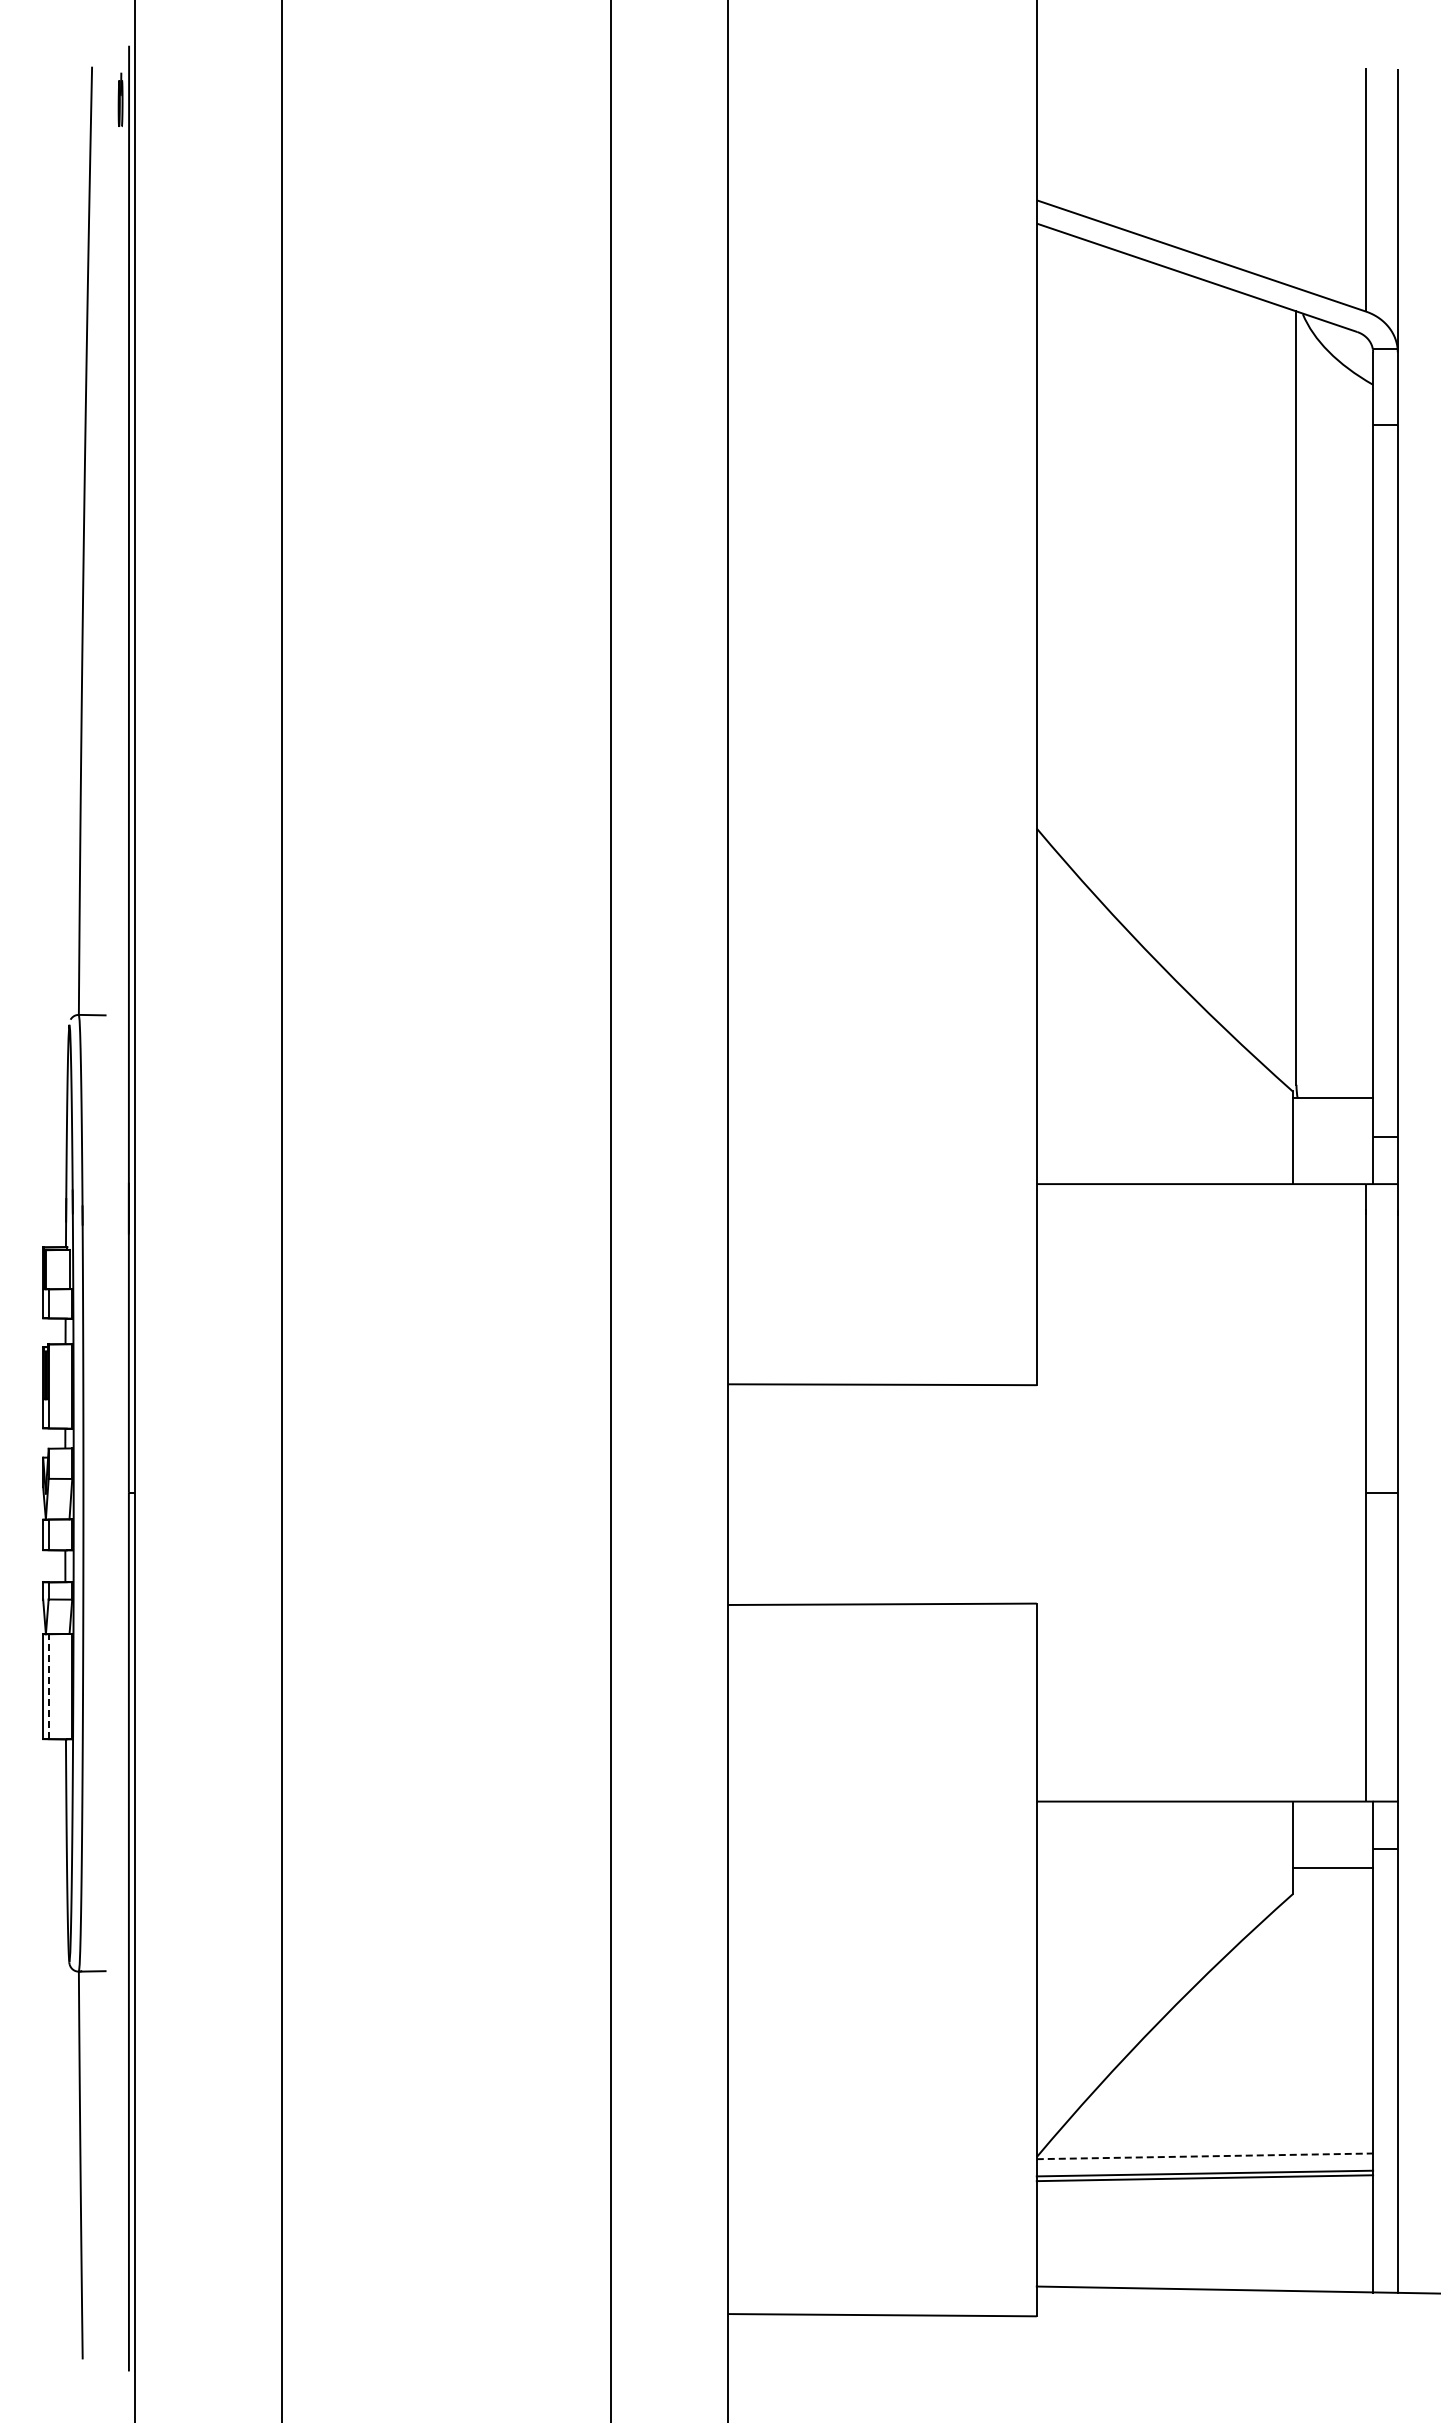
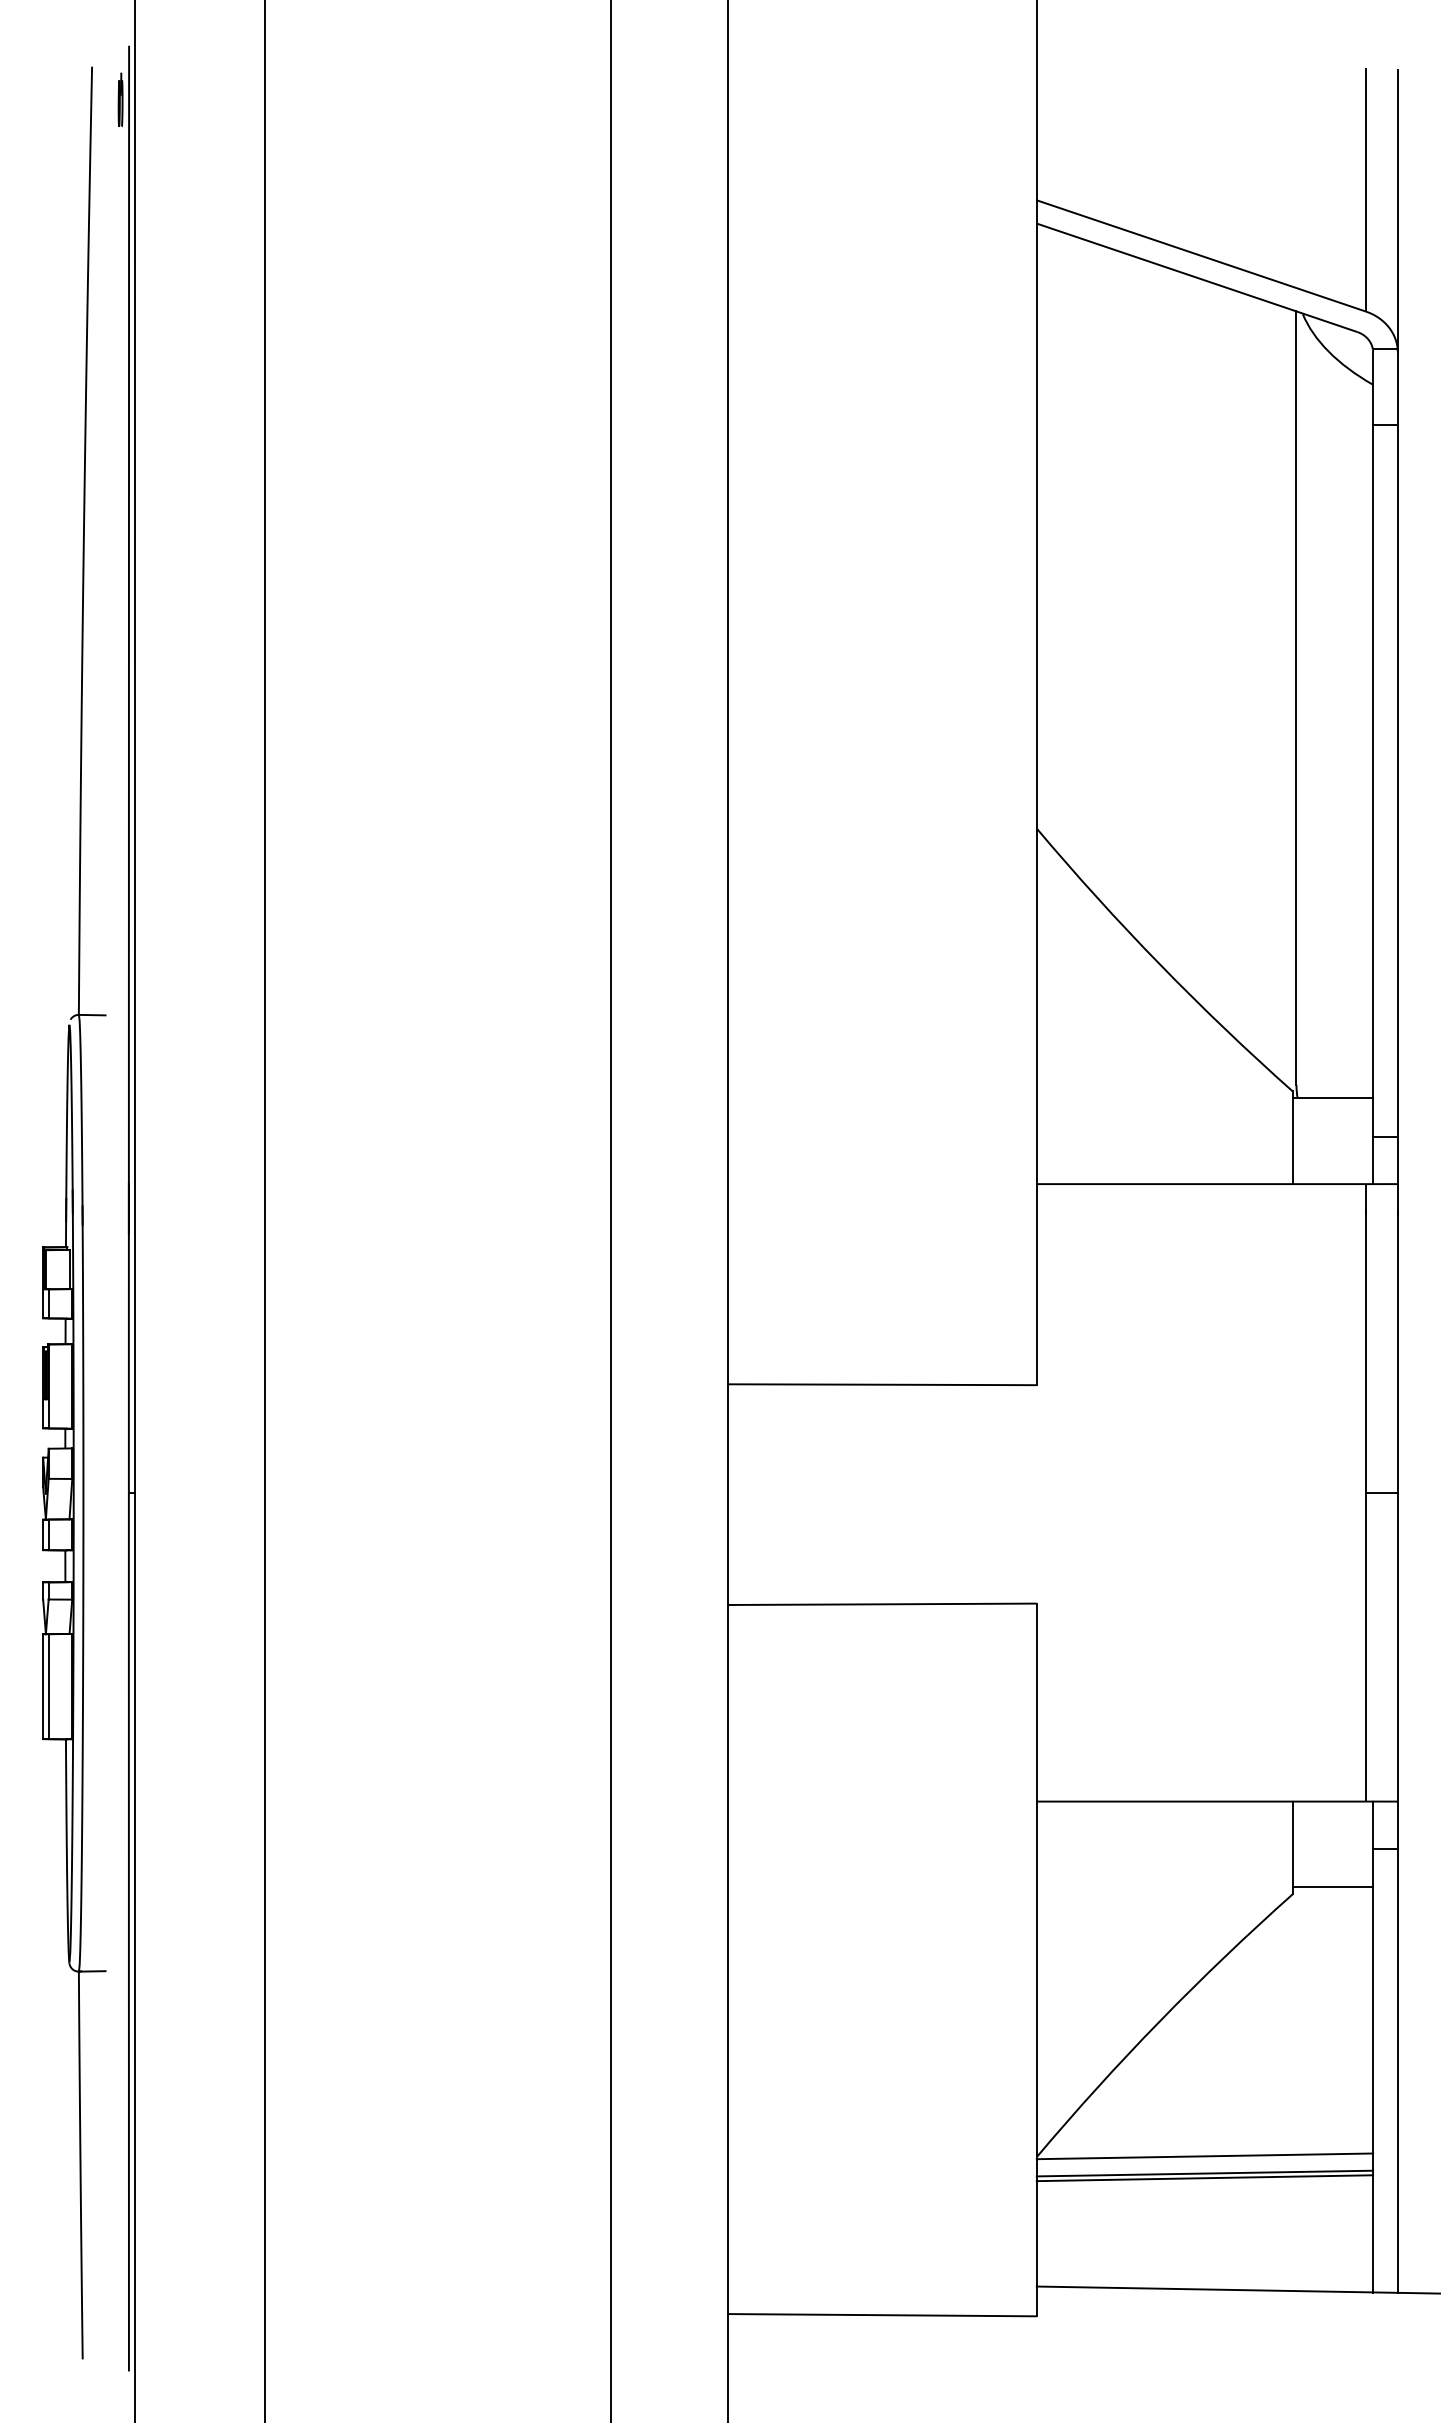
line position: (281, 1210) -> (264, 1210) (264, 1210)
line: dashed -> solid (48, 1686)
line position: (1332, 1868) -> (1332, 1887) (1332, 1887)
line: dashed -> solid (1205, 2156)
